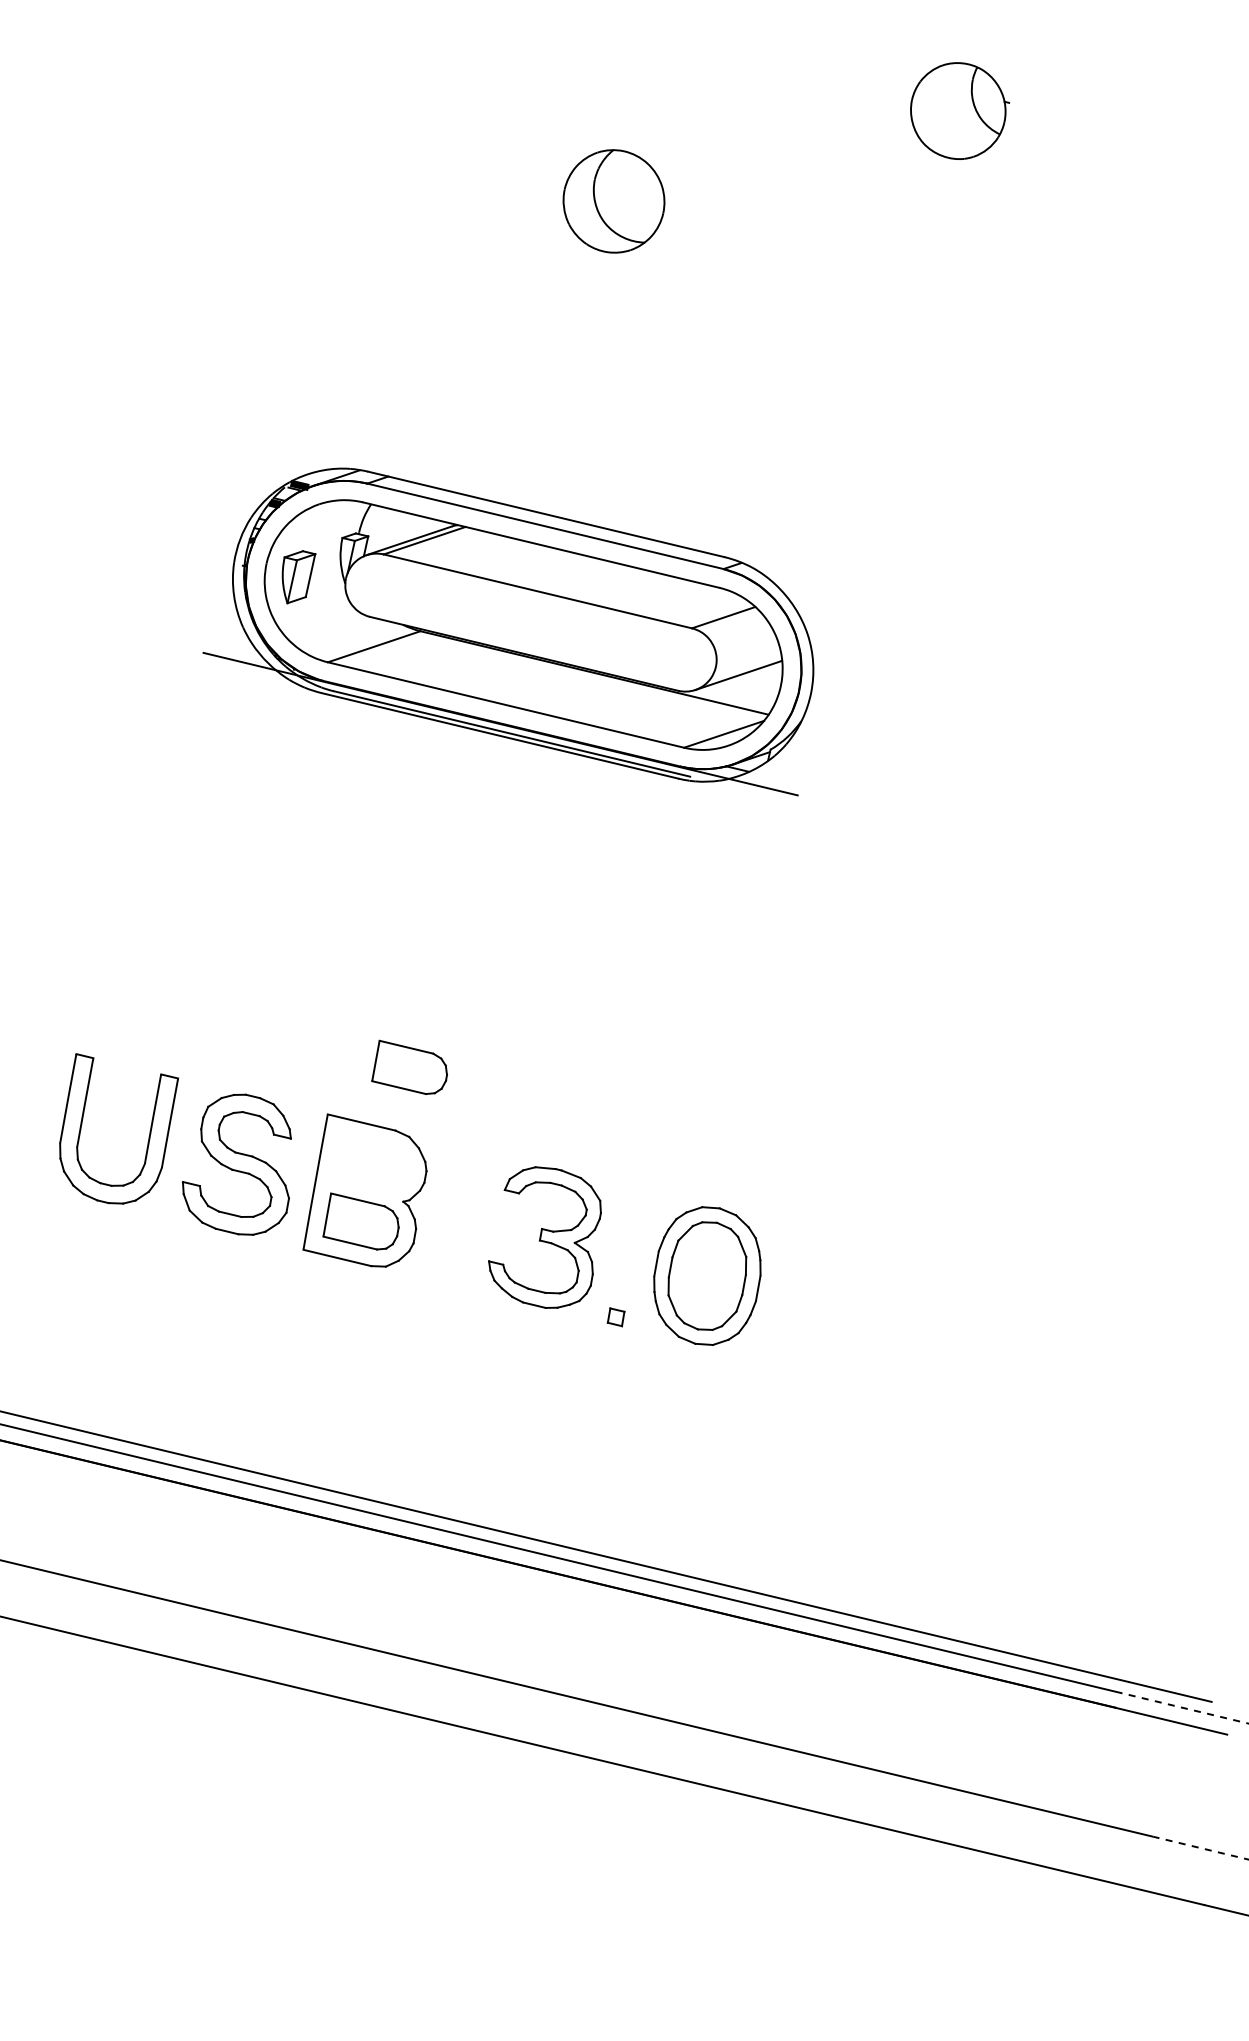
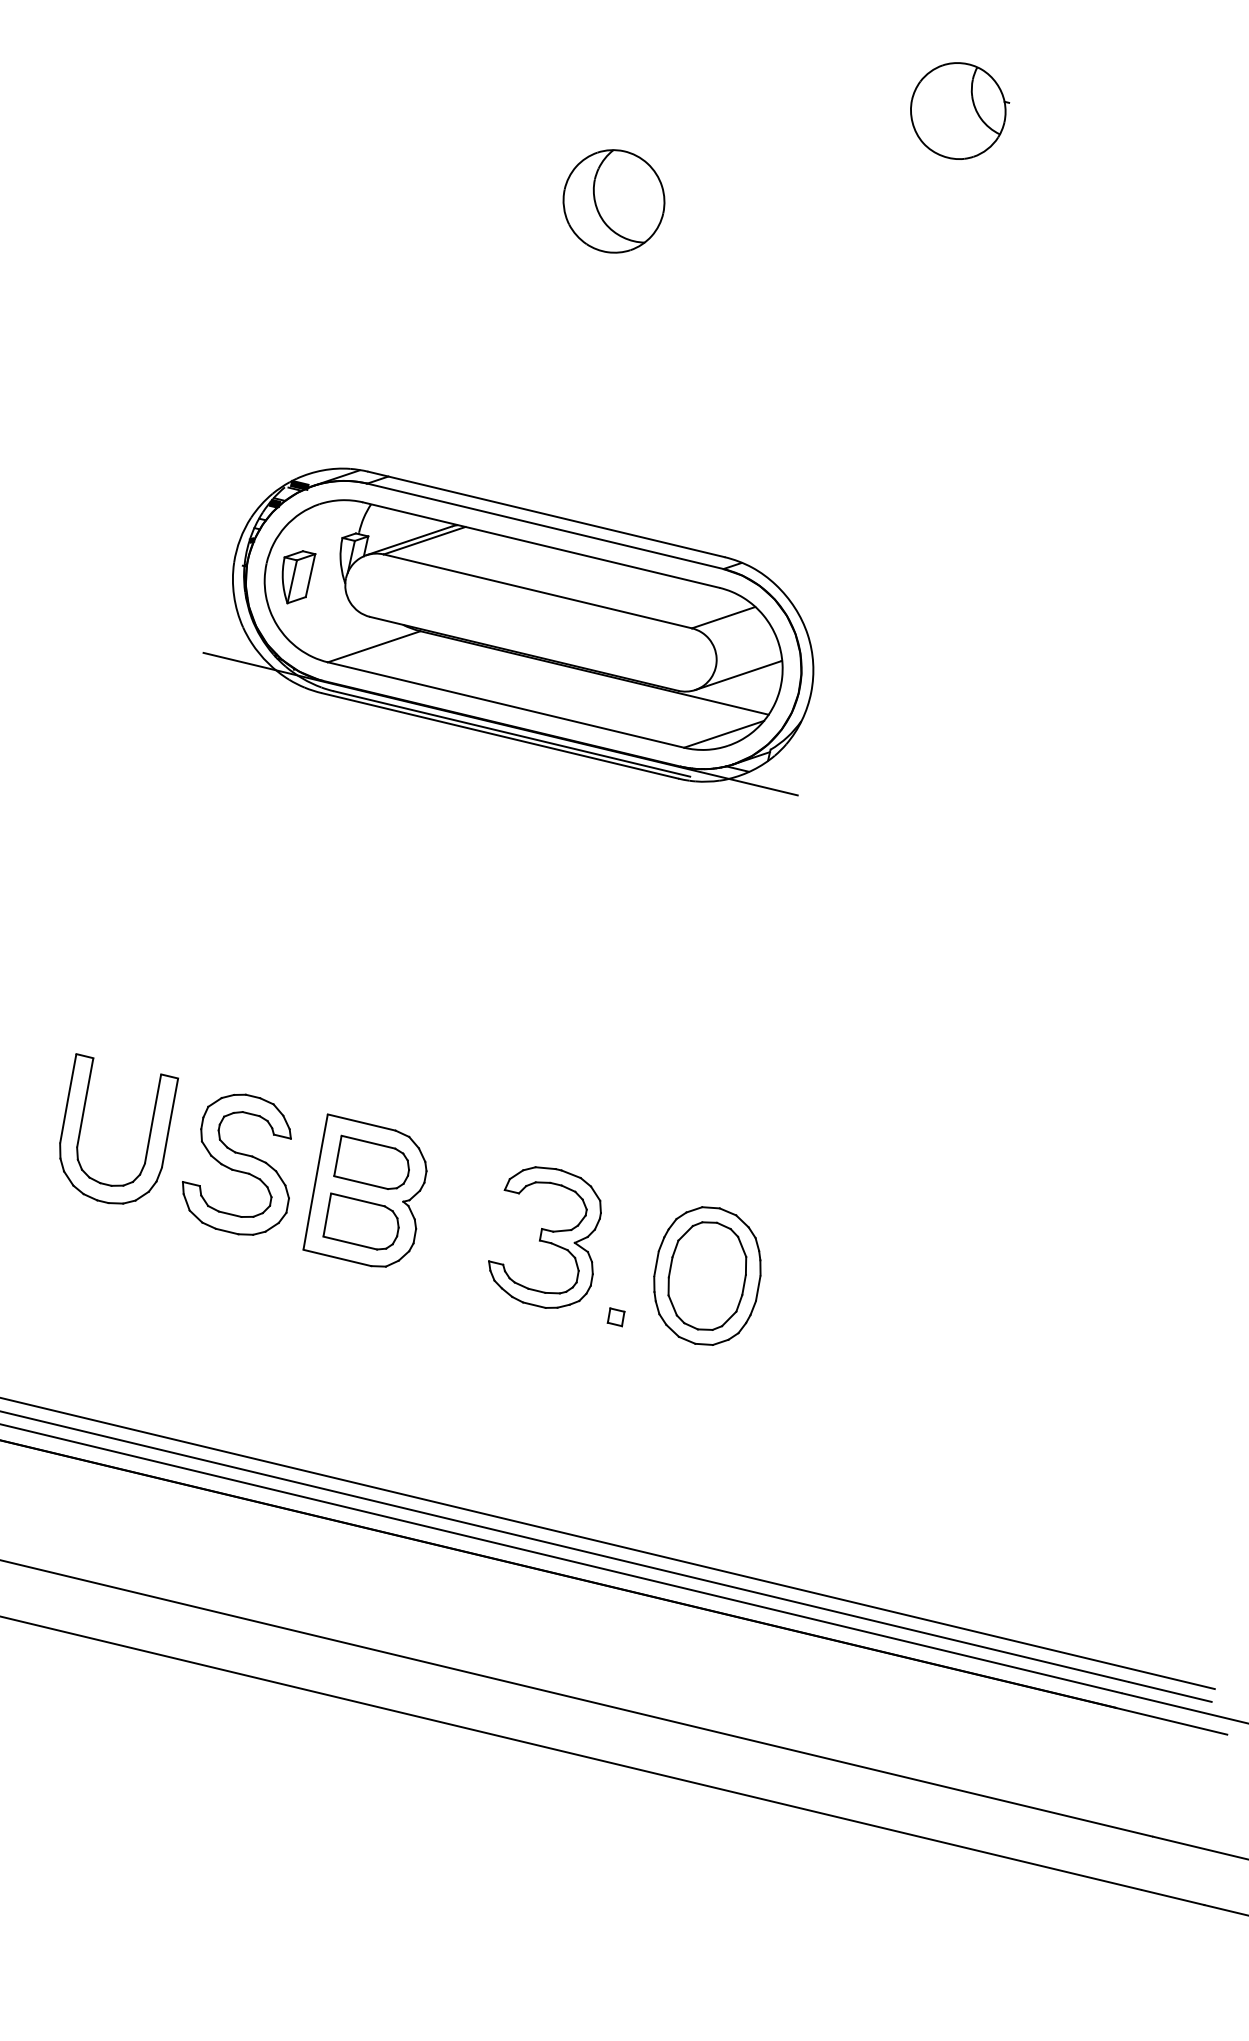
part position: (409, 1066) -> (371, 1161) (371, 1161)
line: none -> present (608, 1543)
line: dashed -> solid (1185, 1708)
line: dashed -> solid (1200, 1848)
